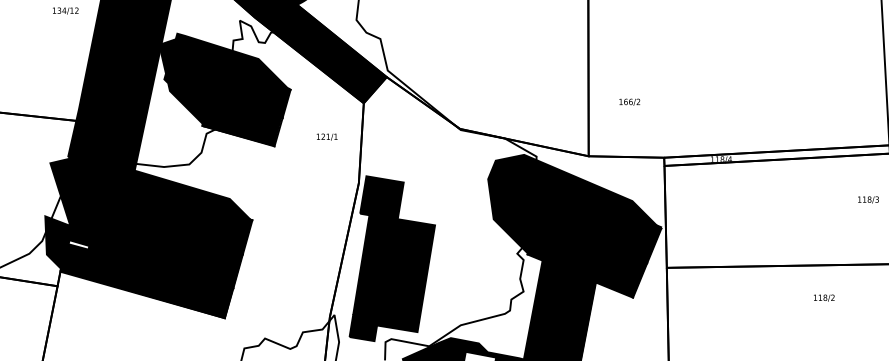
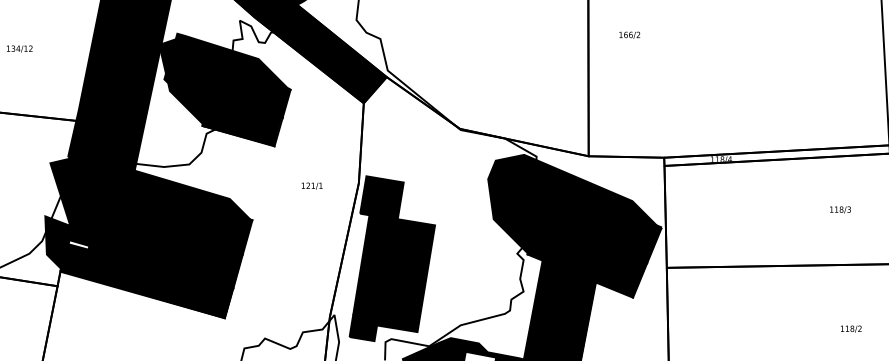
text position: (65, 10) -> (19, 48) (19, 48)
text position: (629, 101) -> (629, 34) (629, 34)
text position: (326, 136) -> (311, 185) (311, 185)
text position: (868, 199) -> (840, 209) (840, 209)
text position: (824, 297) -> (851, 328) (851, 328)
